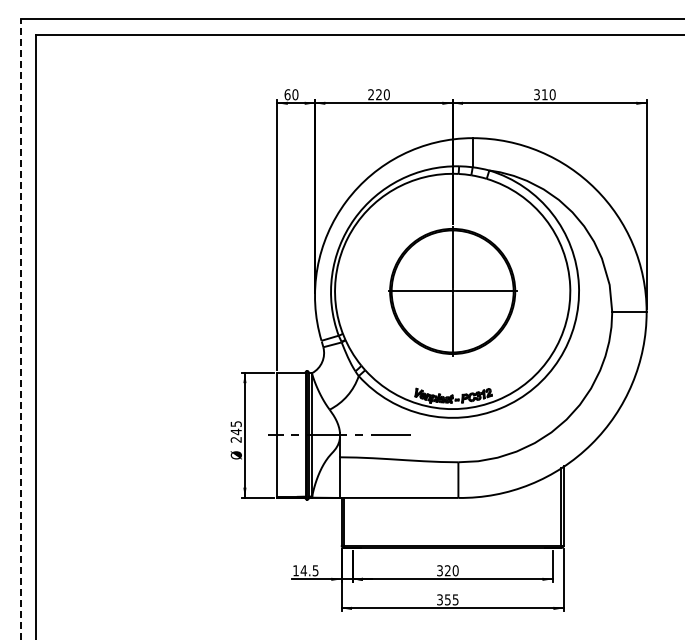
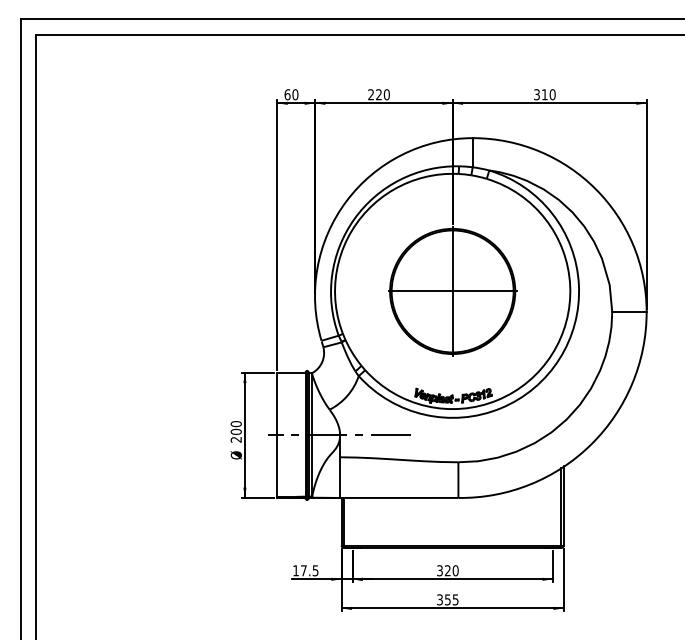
line: dashed -> solid (20, 328)
text: 245 -> 200 (235, 428)
text: 14.5 -> 17.5 (303, 570)
